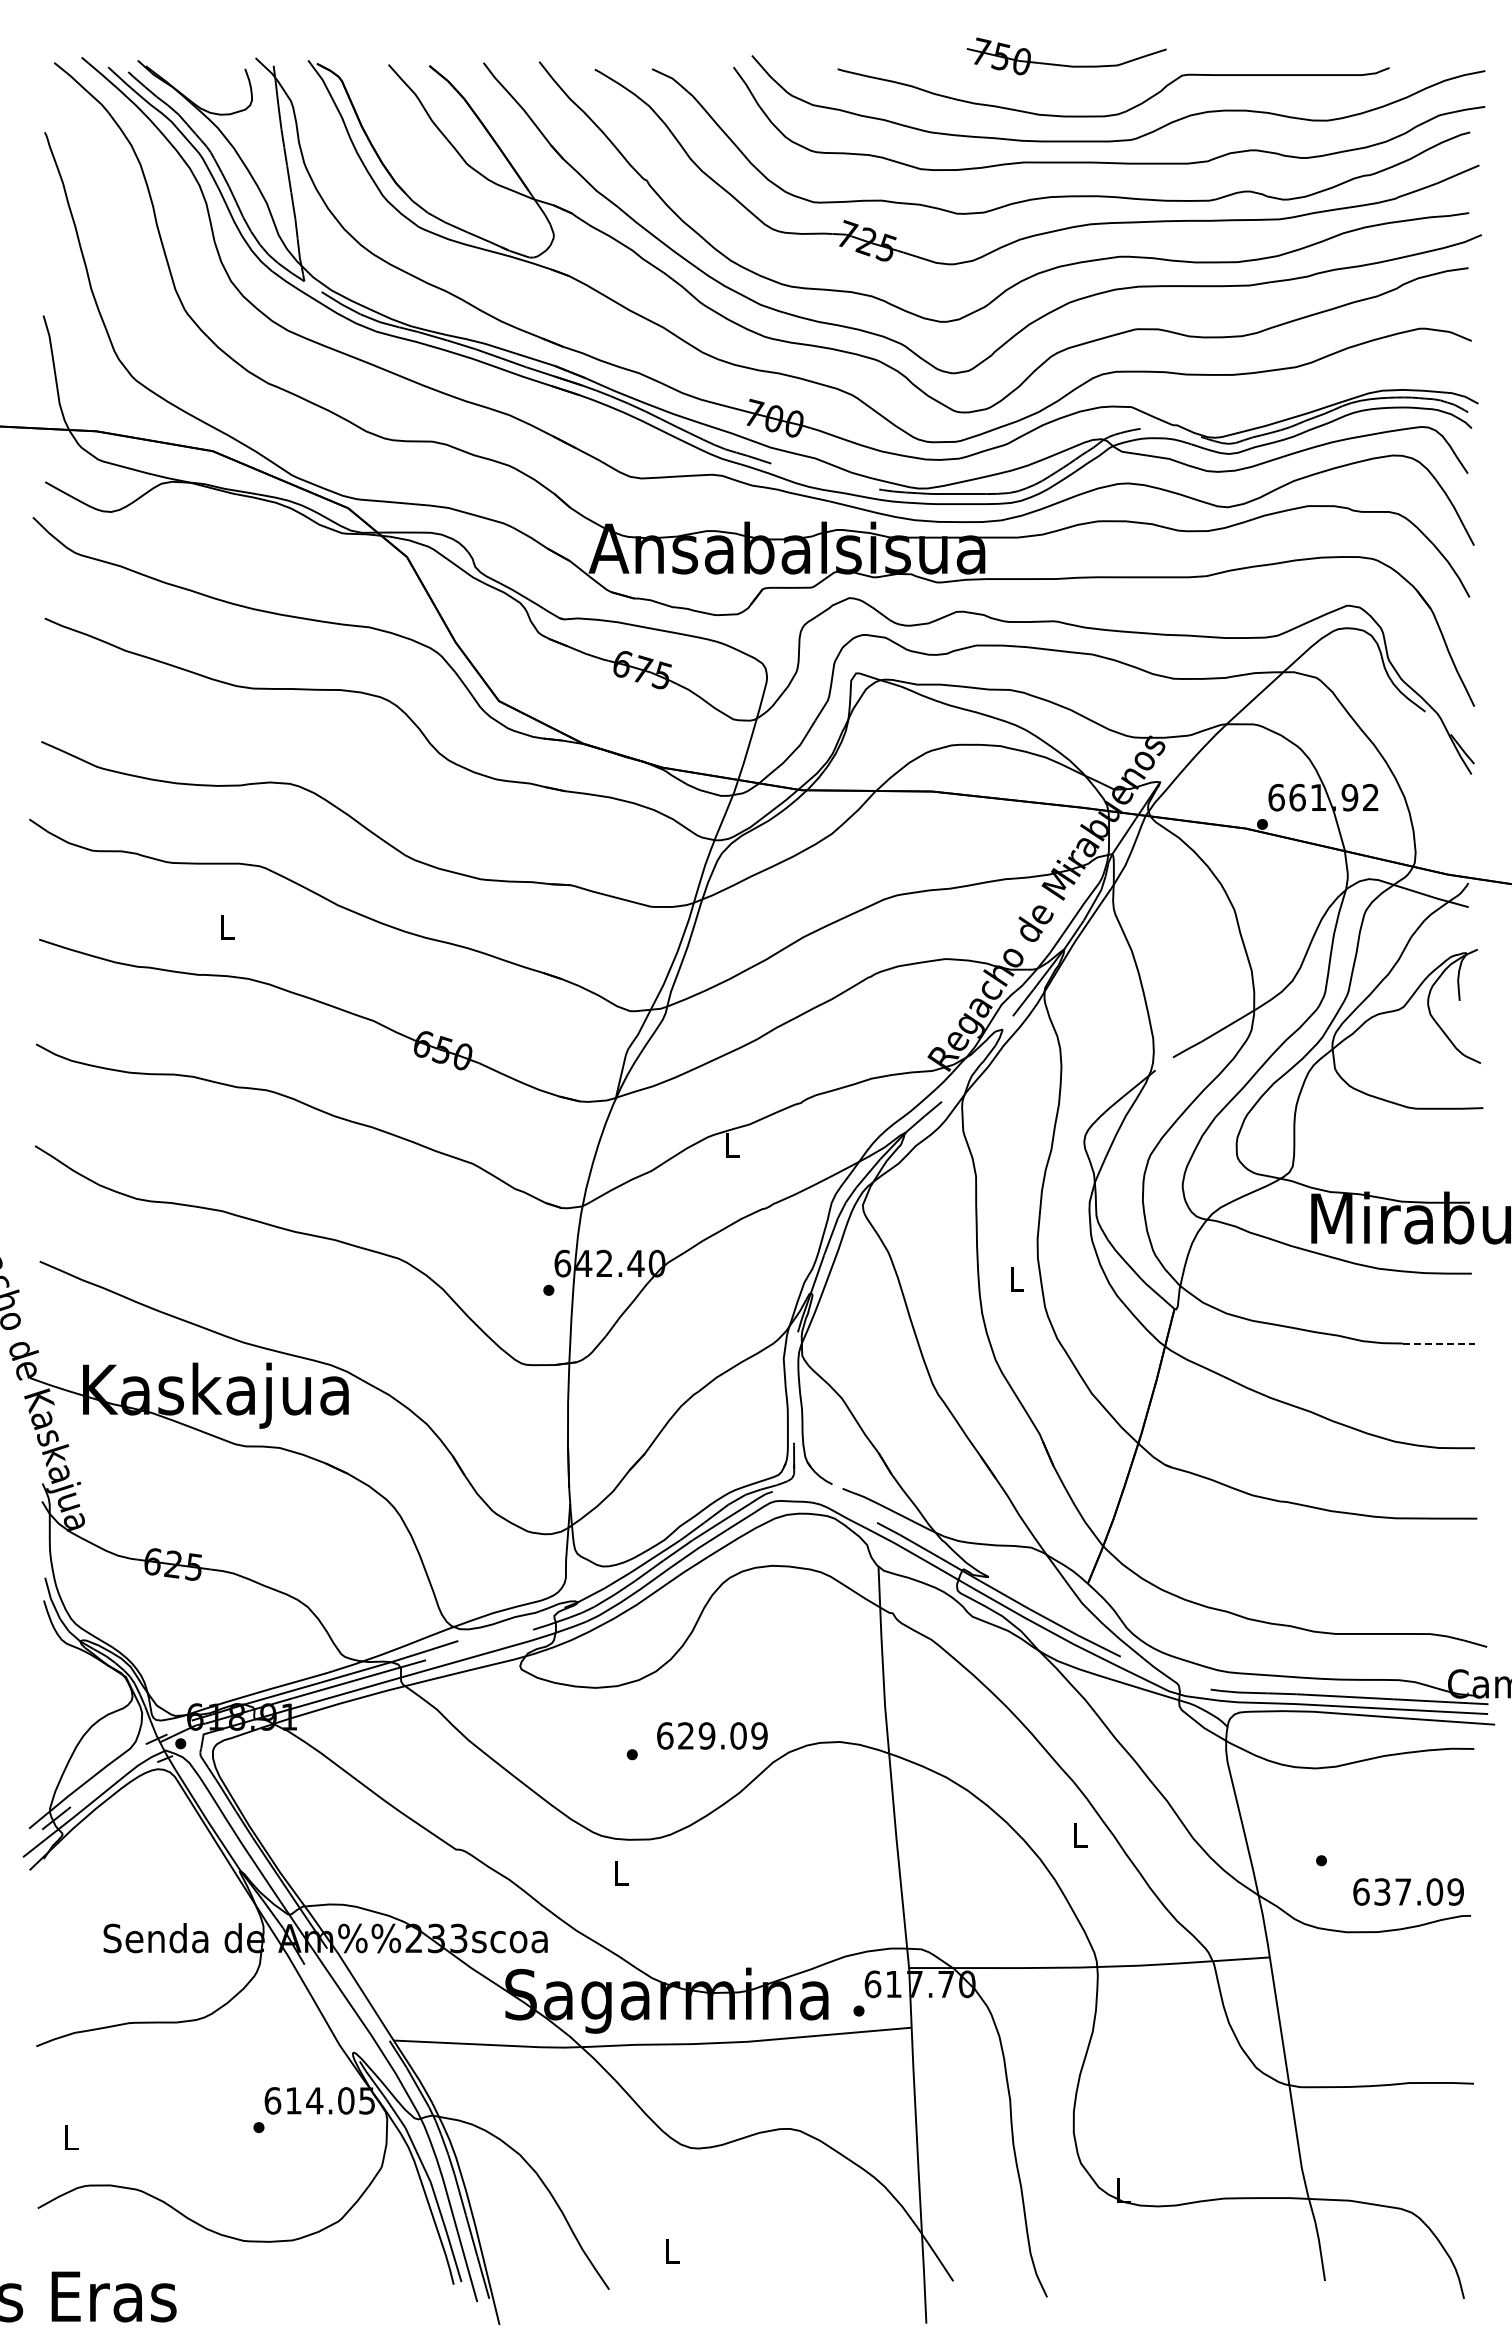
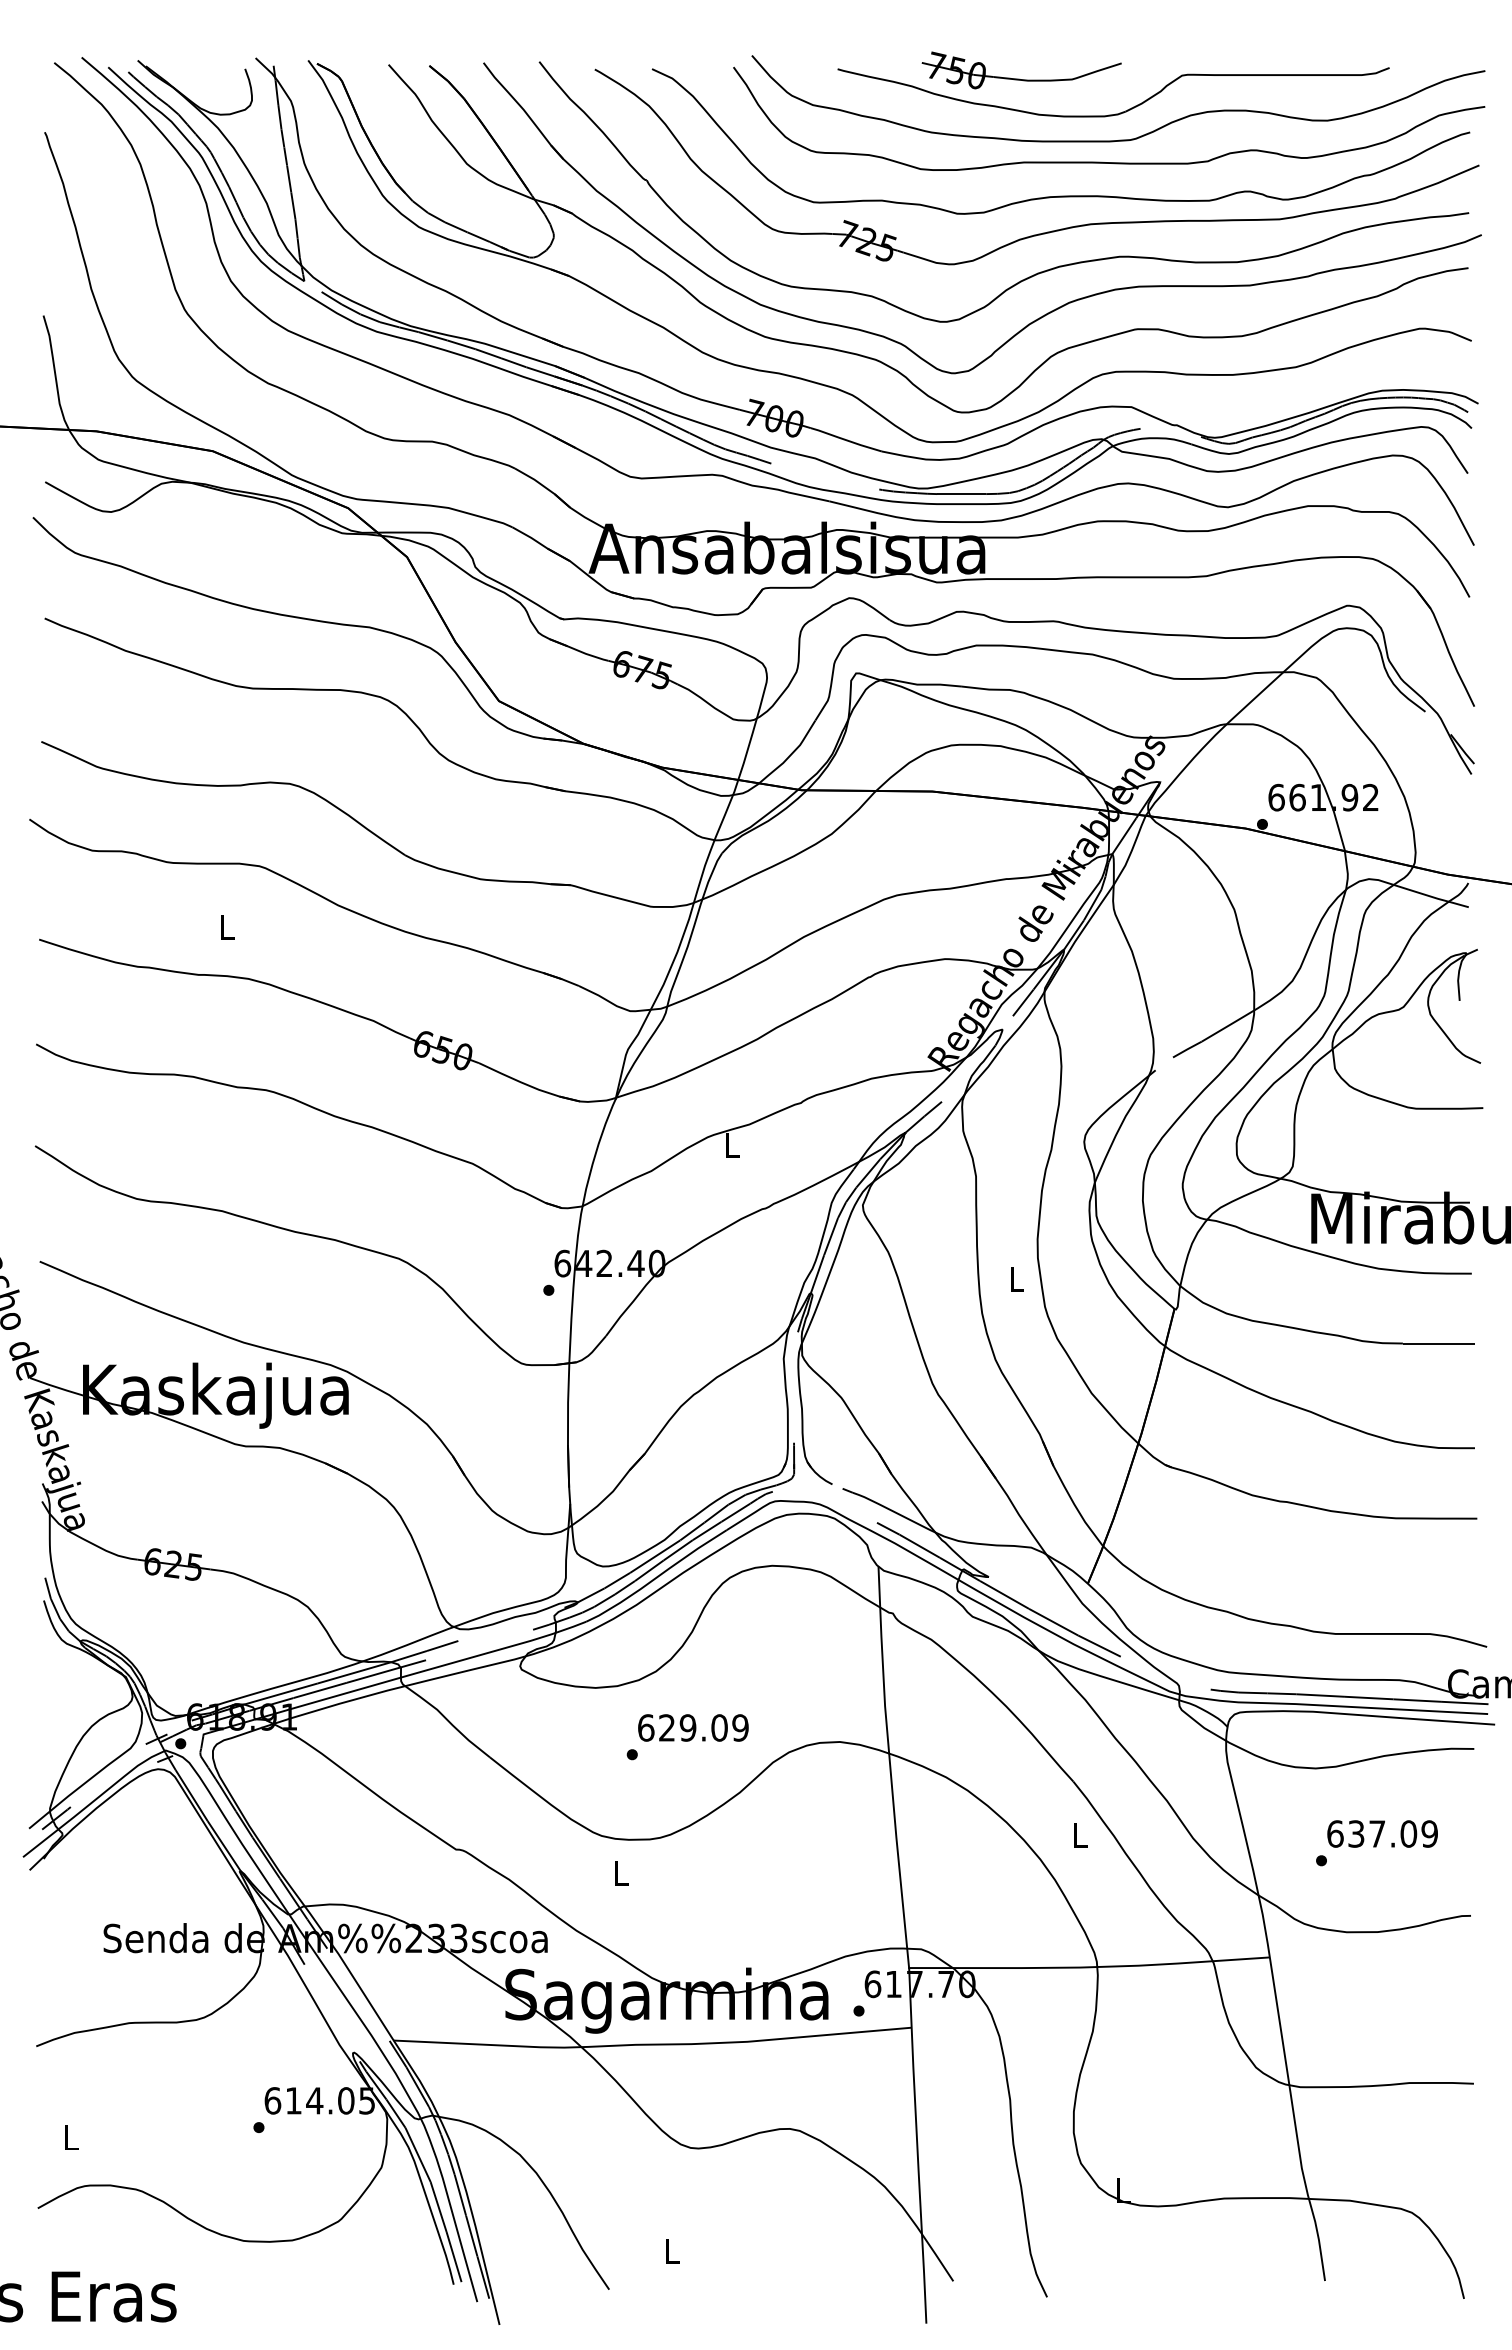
part position: (1064, 64) -> (1019, 78) (1019, 78)
line: dashed -> solid (1438, 1343)
text position: (712, 1735) -> (693, 1727) (693, 1727)
text position: (1408, 1891) -> (1382, 1833) (1382, 1833)
